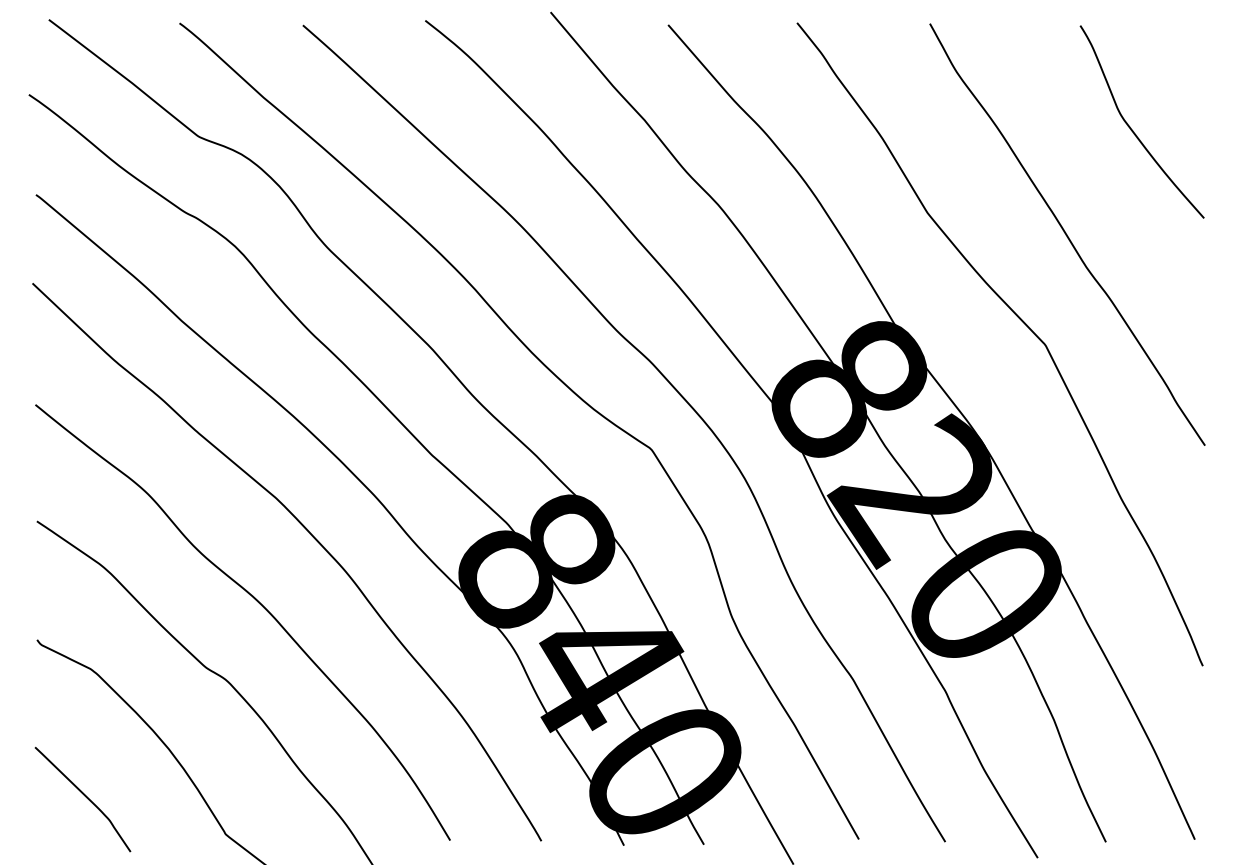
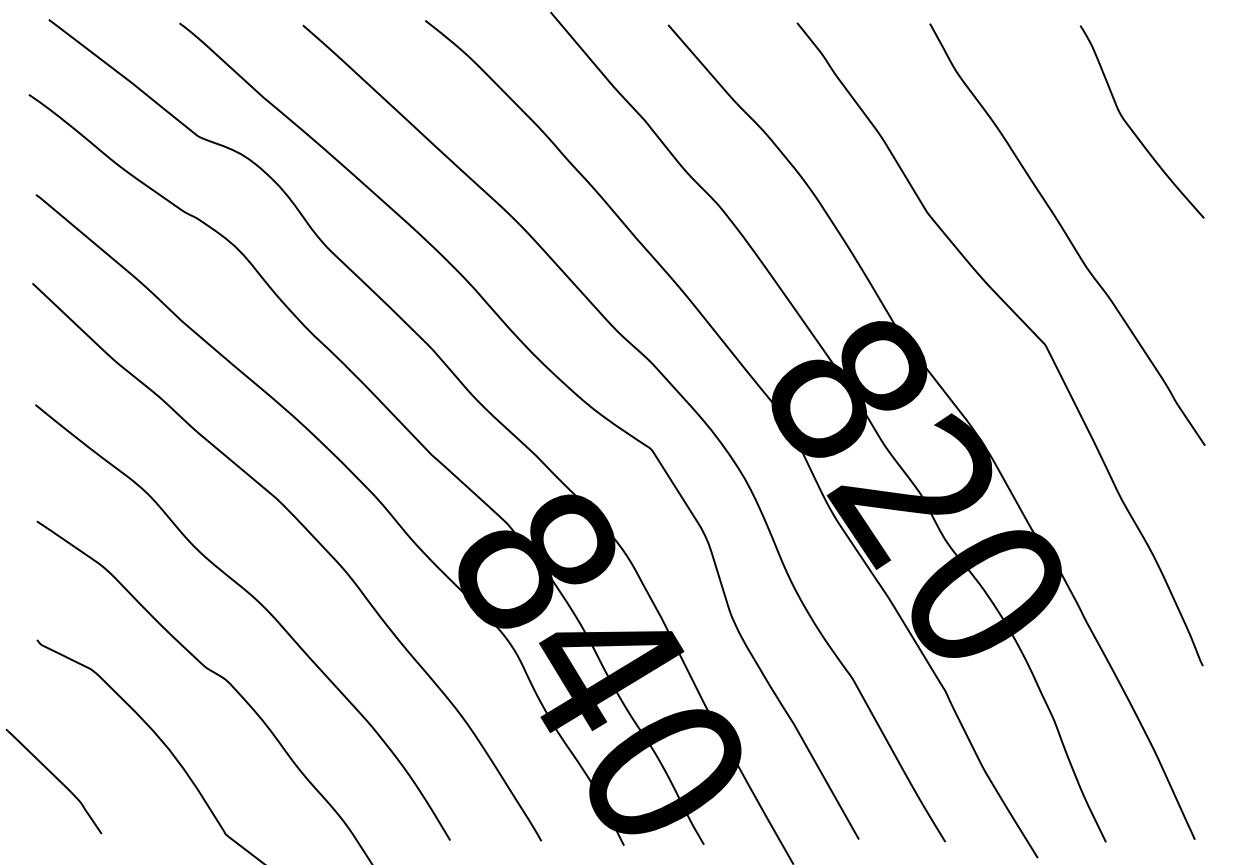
curve position: (84, 796) -> (55, 778) (55, 778)
